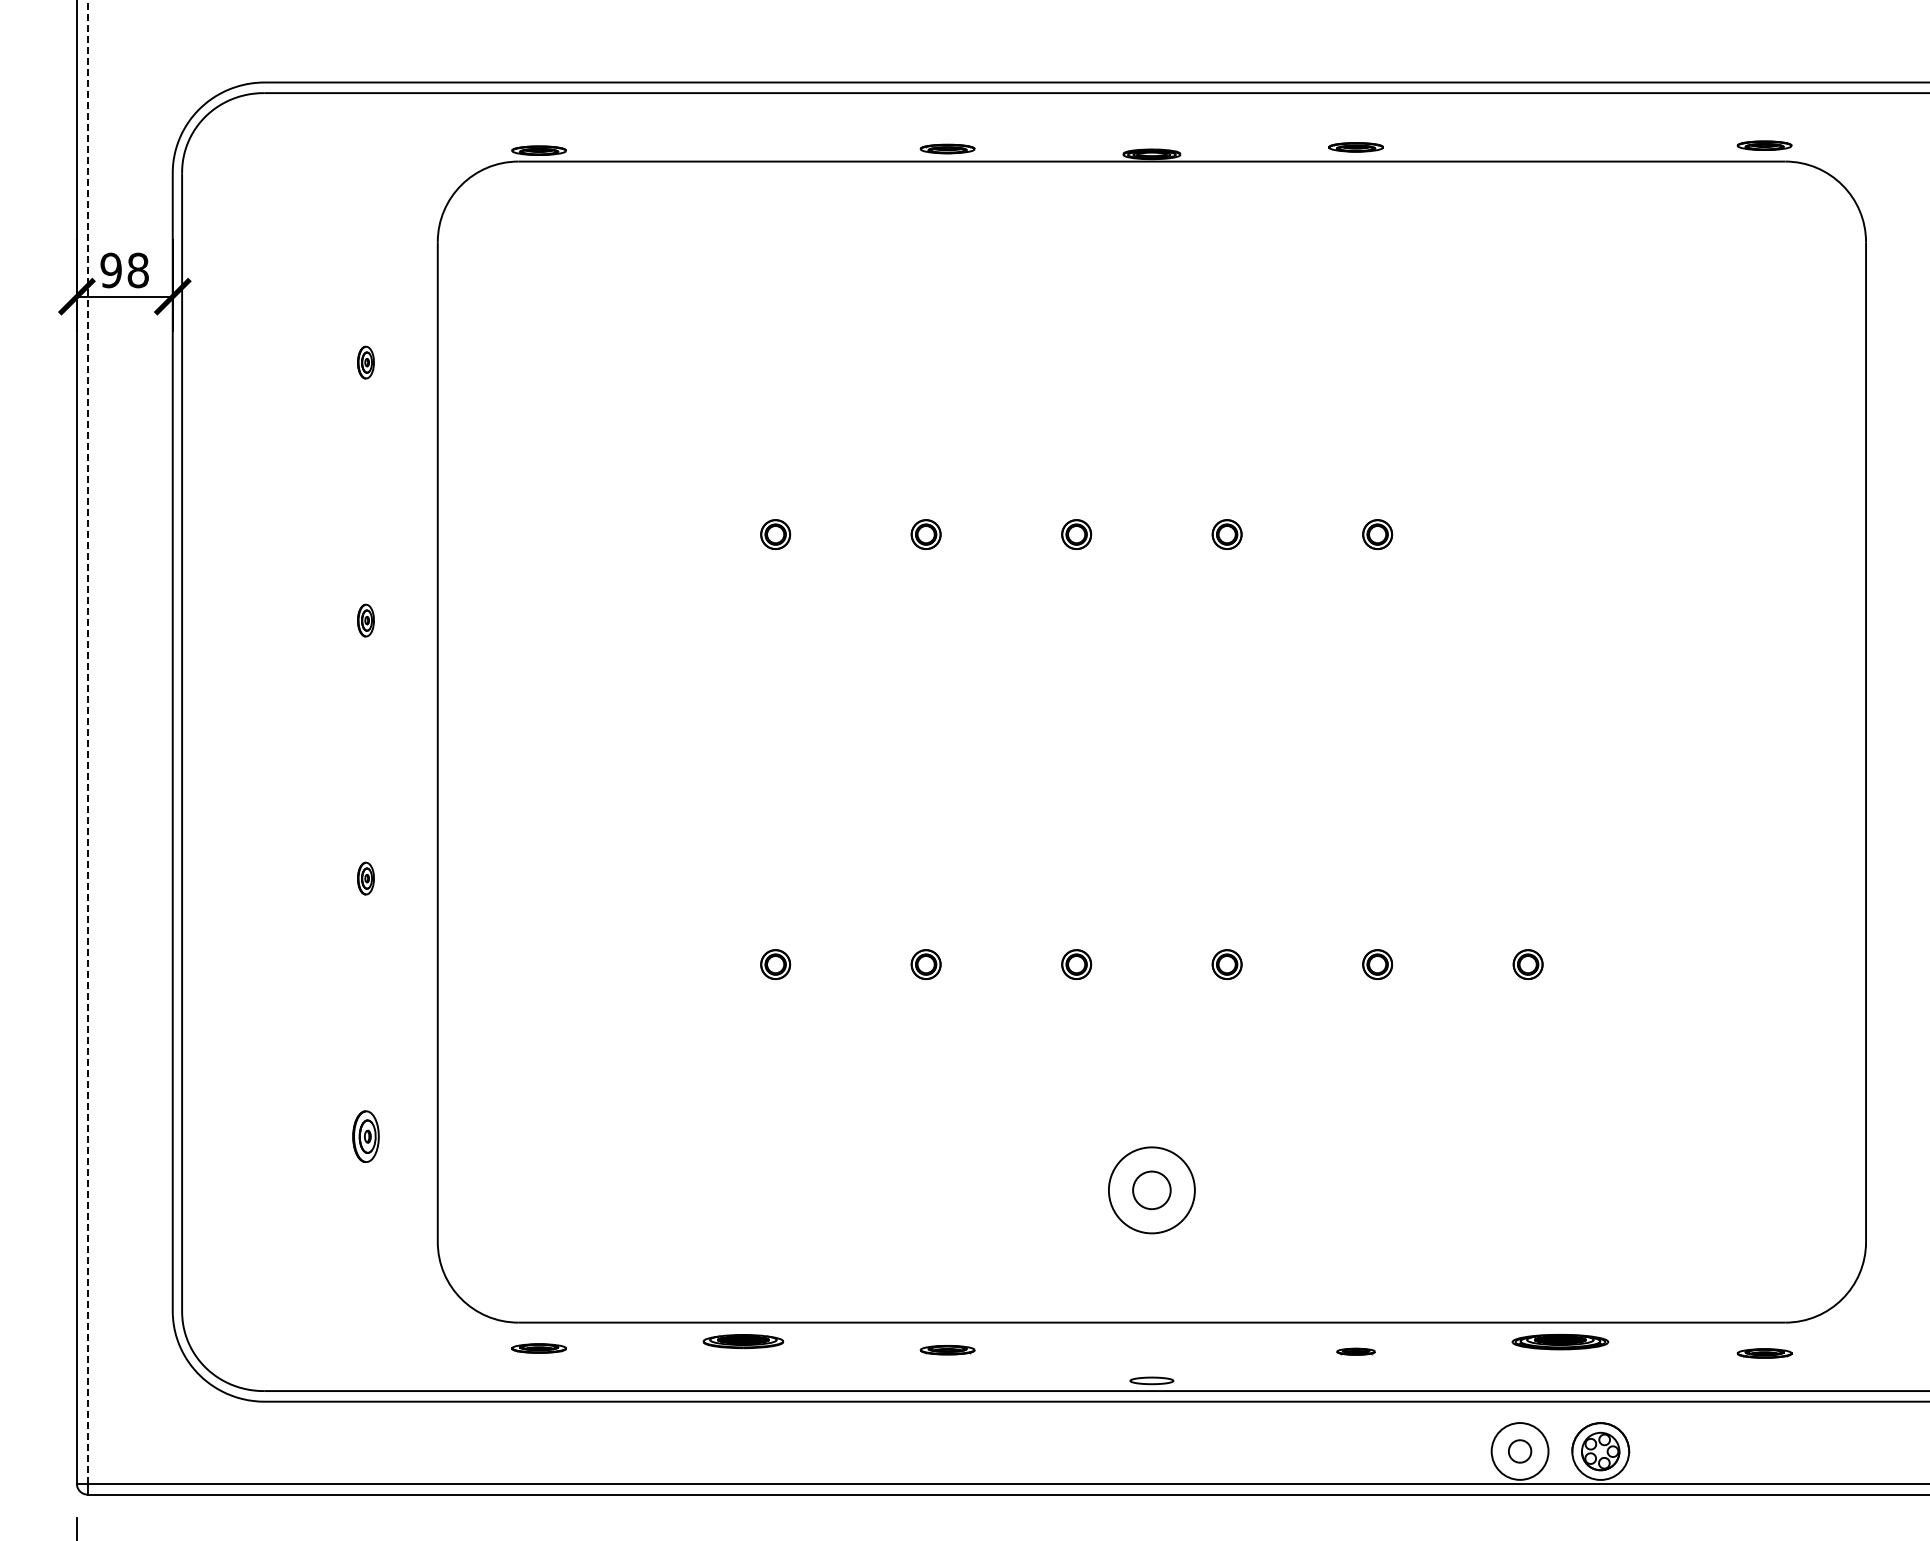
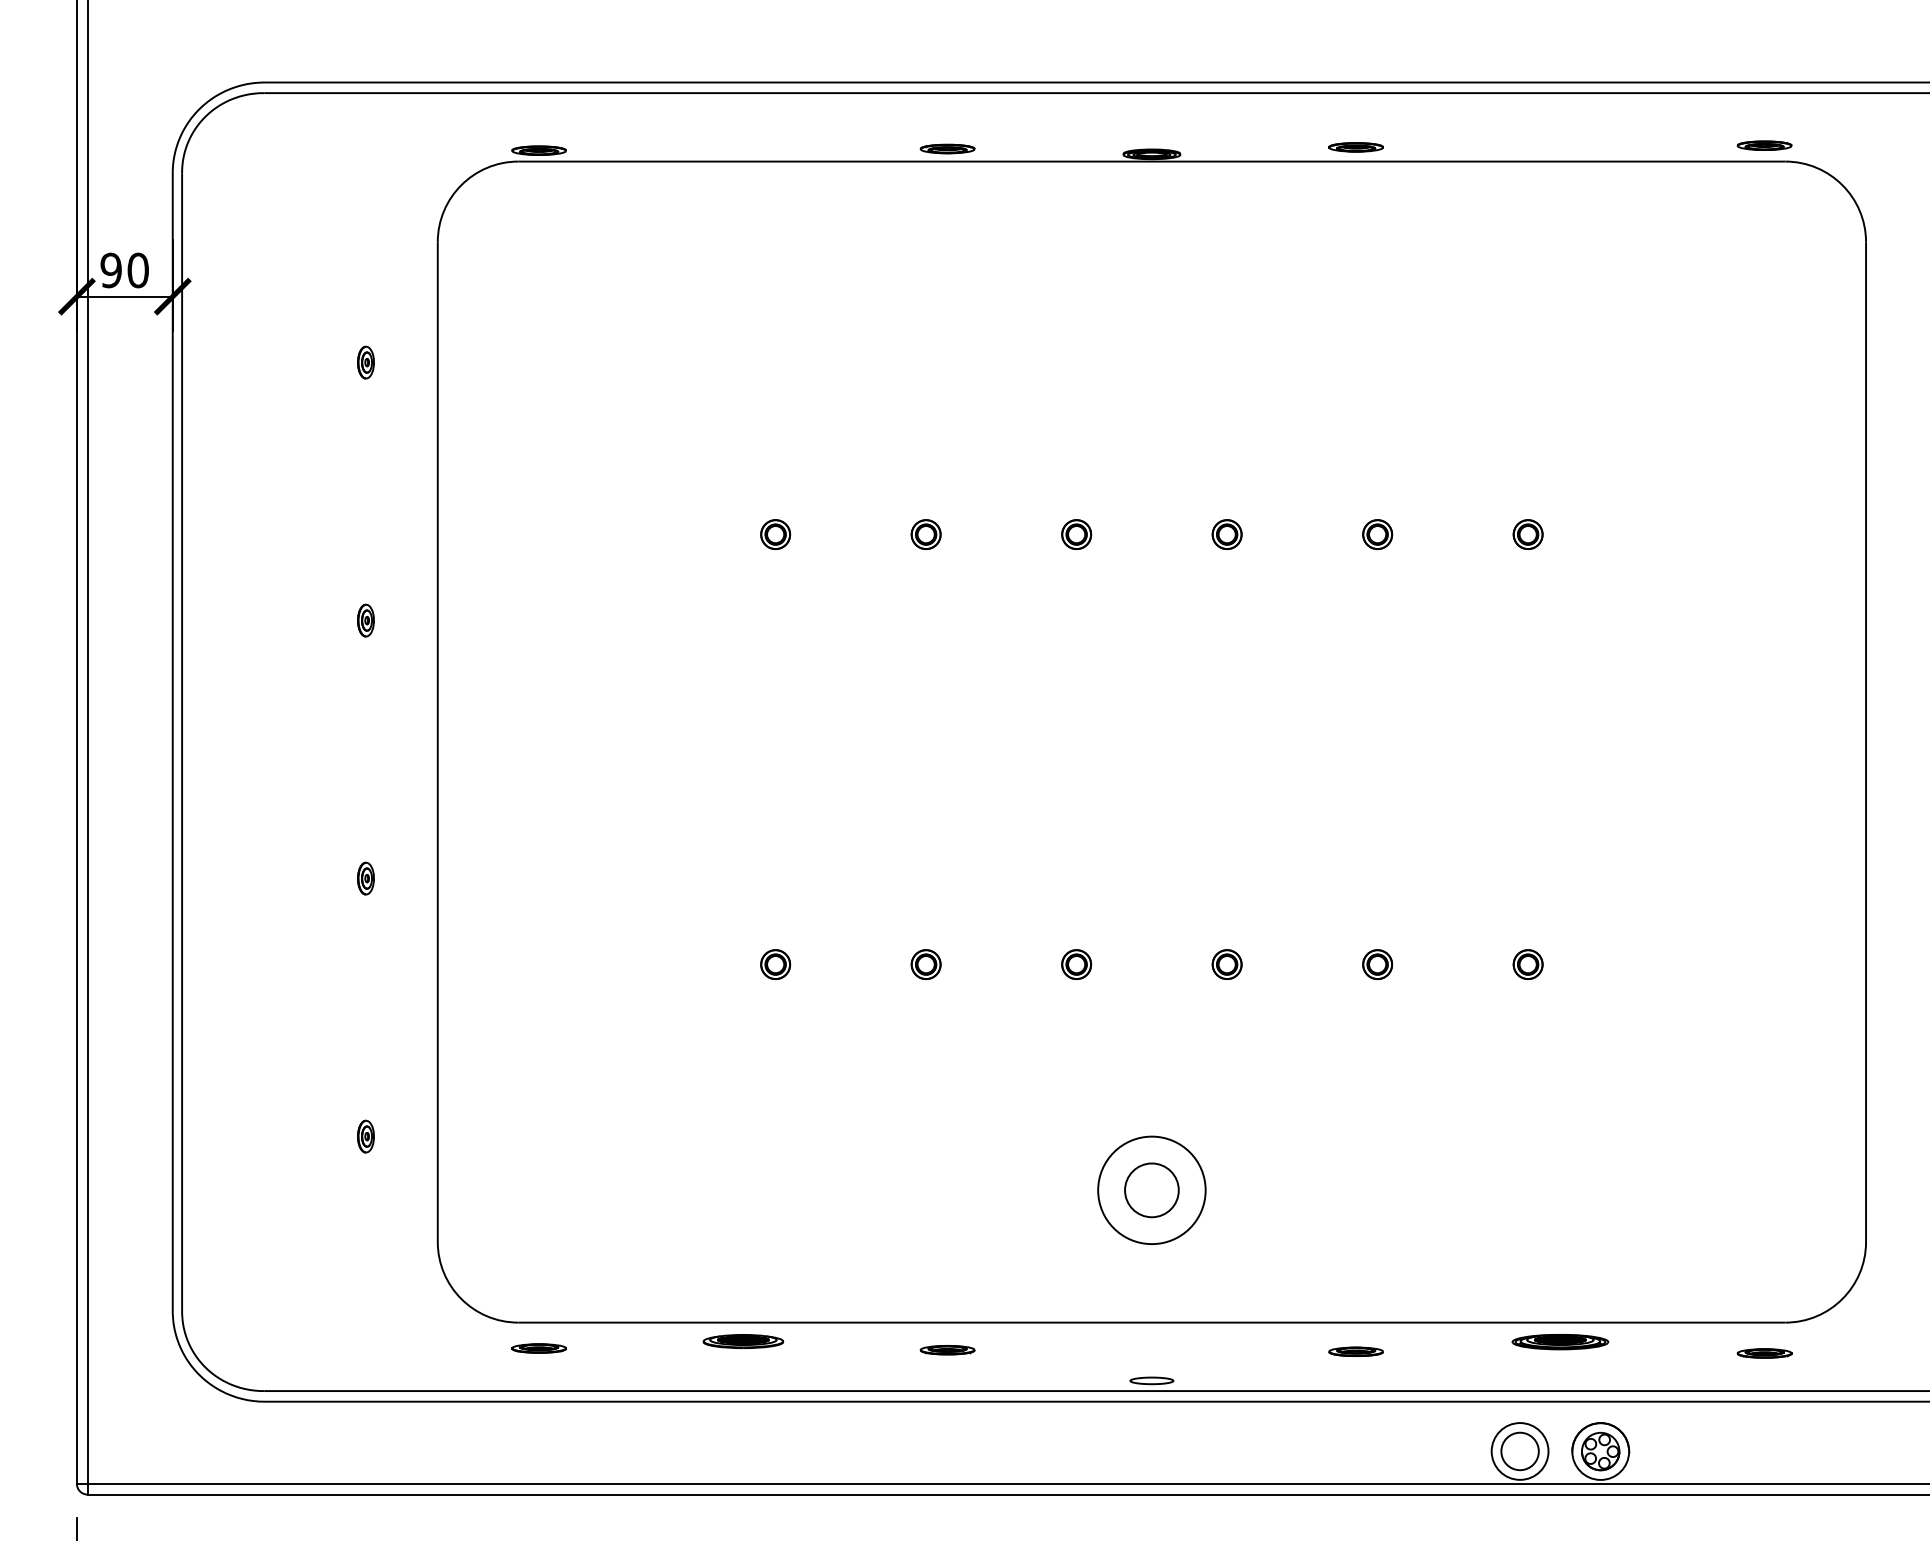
text: 98 -> 90 (137, 270)
part: none -> present (1527, 534)
line: dashed -> solid (87, 742)
part size: 28x53 px -> 18x35 px (365, 1136)
circle diameter: 38 px -> 54 px (1151, 1190)
circle diameter: 86 px -> 107 px (1151, 1190)
part size: 40x9 px -> 56x11 px (1355, 1351)
circle diameter: 22 px -> 37 px (1519, 1451)
